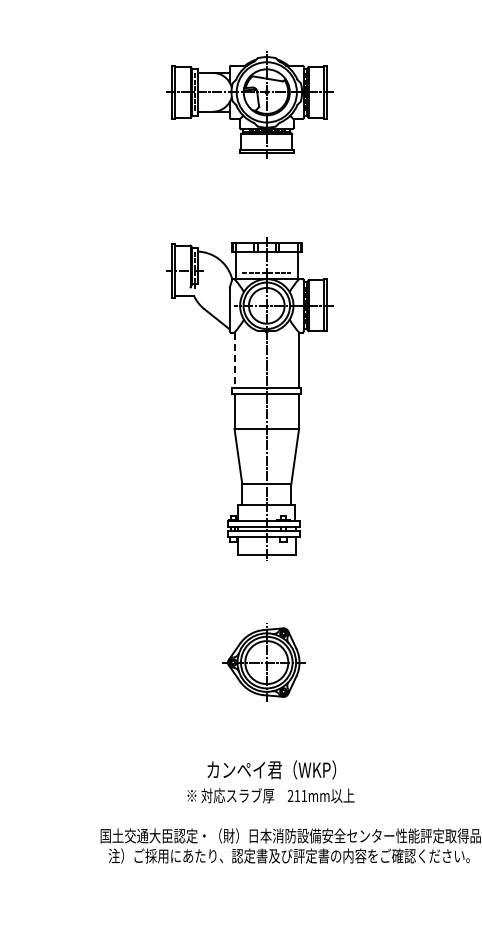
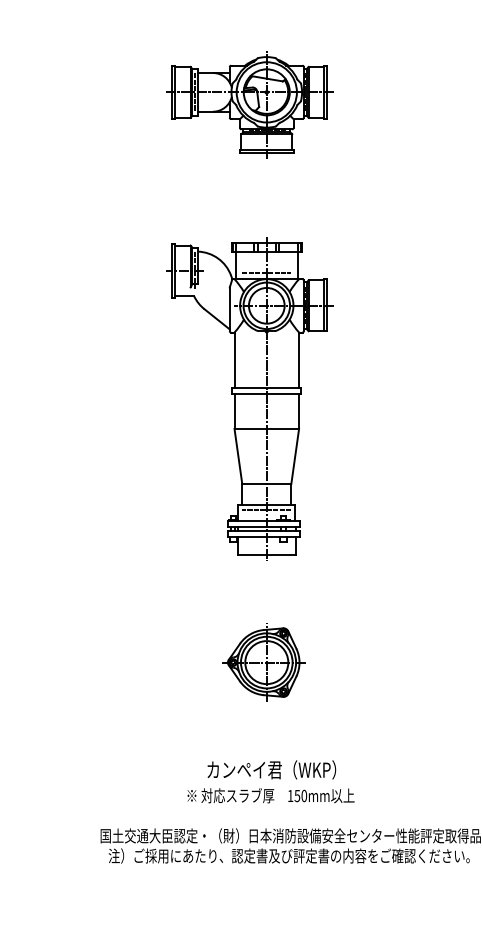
line: dashed -> solid (234, 360)
line: none -> present (266, 509)
text: 211mm -> 150mm (297, 795)
